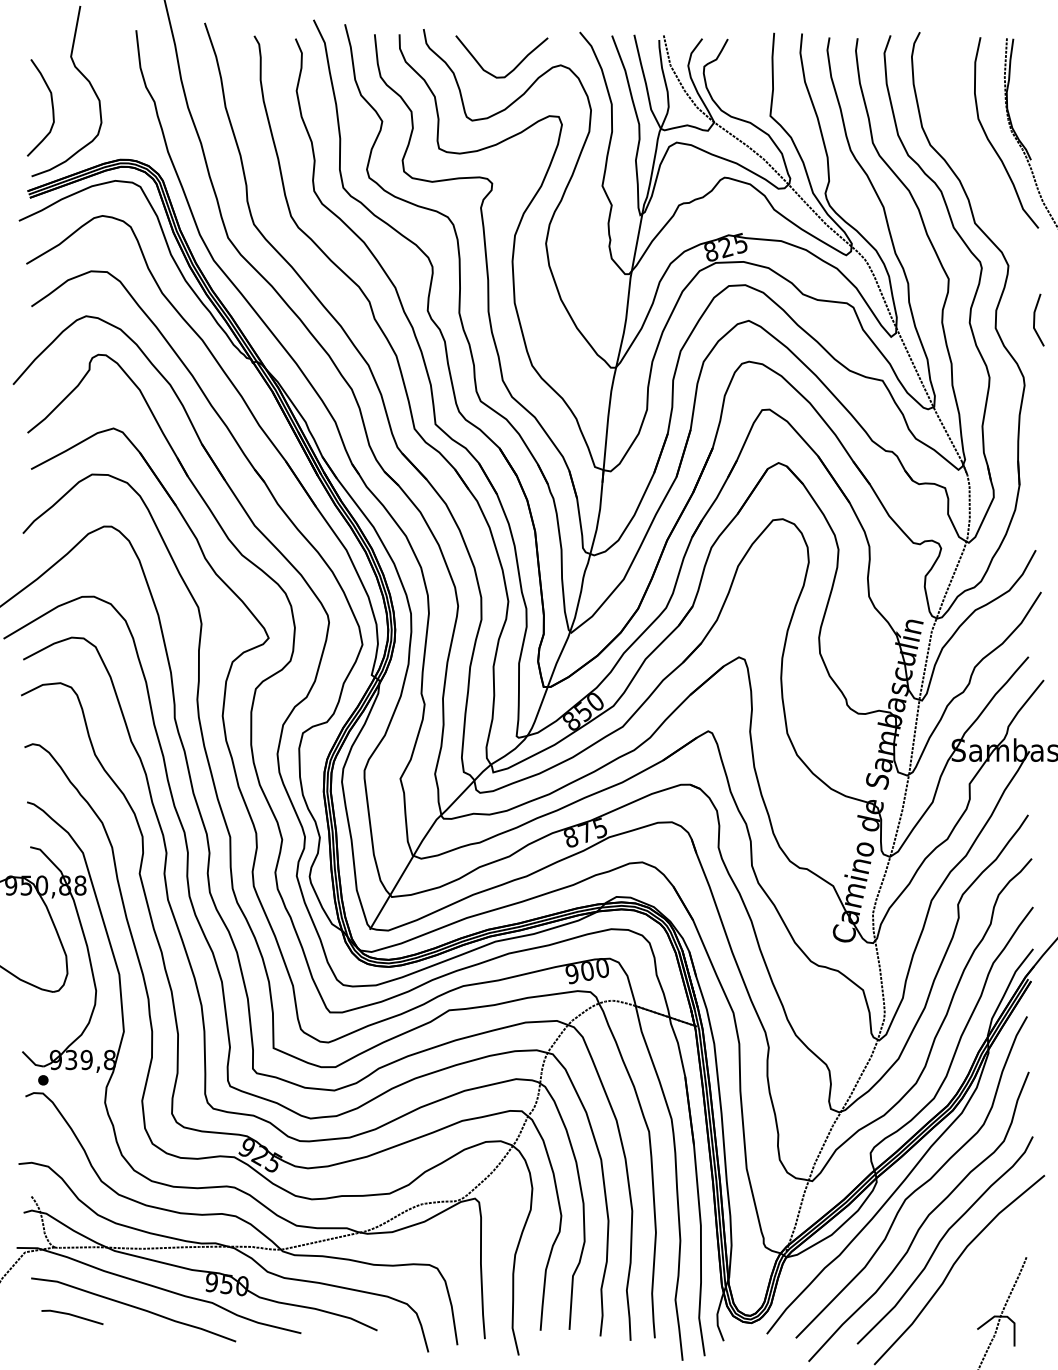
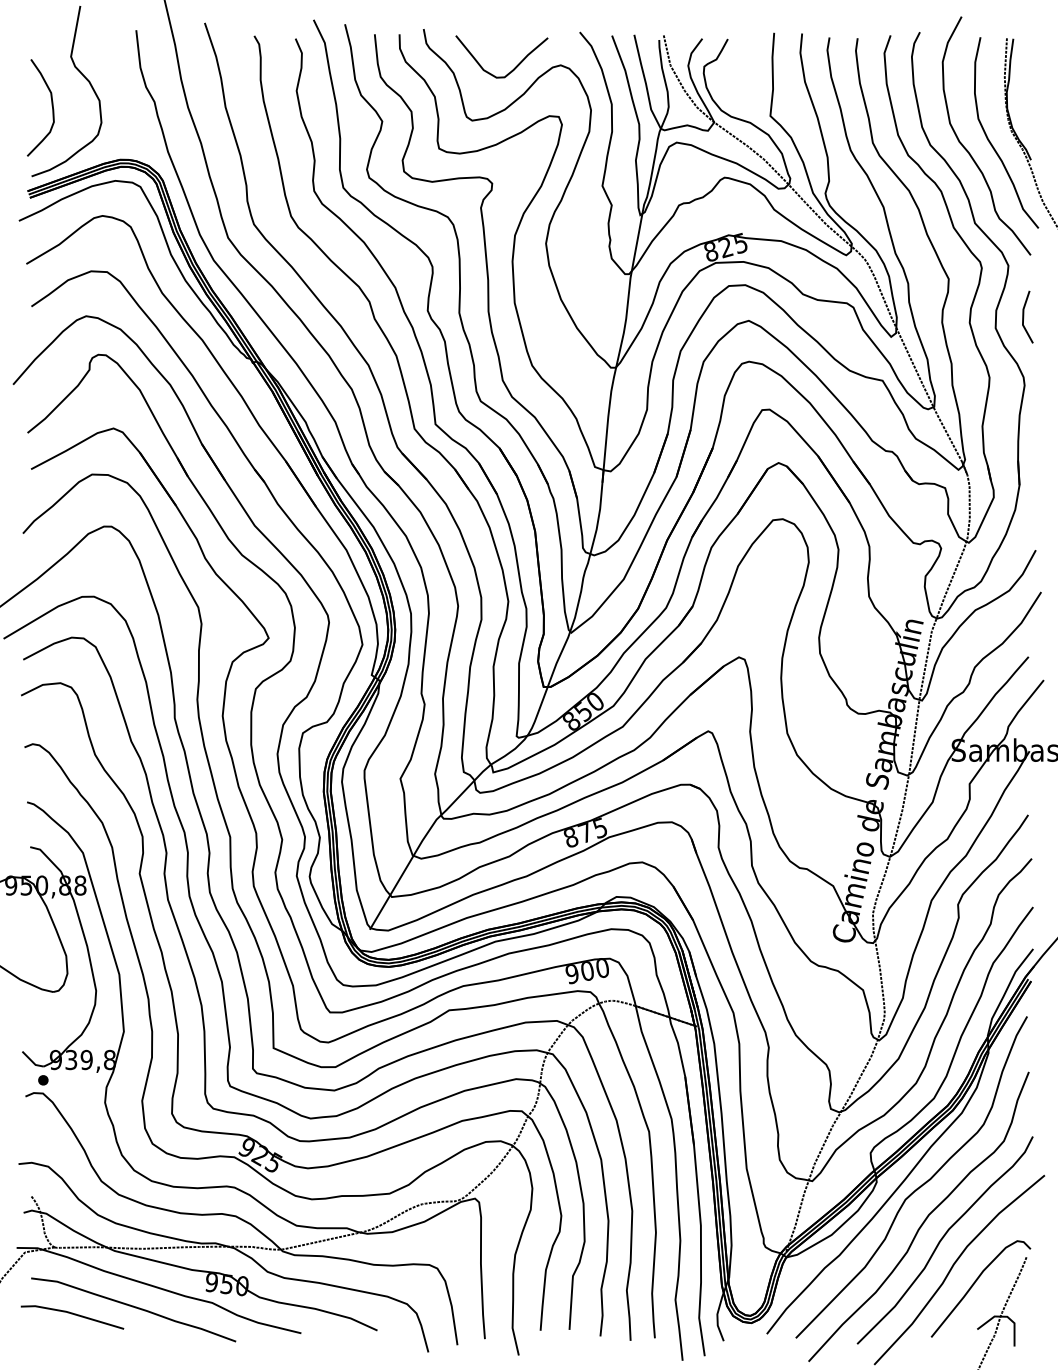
curve: none -> present (968, 150)
line position: (1035, 319) -> (1024, 316) (1024, 316)
part: none -> present (975, 1283)
part size: 63x16 px -> 105x25 px (72, 1317)
